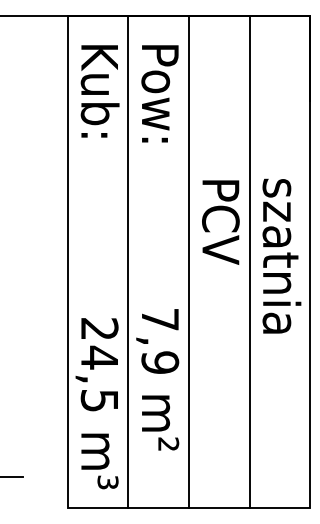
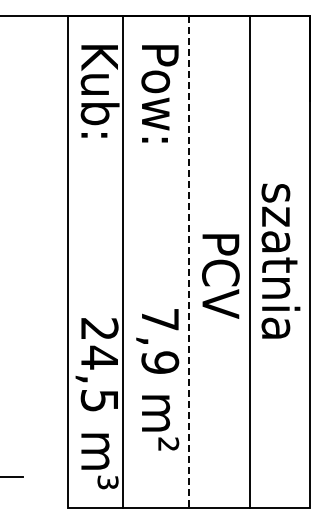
text position: (220, 222) -> (220, 276) (220, 276)
text position: (281, 255) -> (280, 260) (280, 260)
line position: (128, 261) -> (123, 261) (123, 261)
line: solid -> dashed (189, 262)
